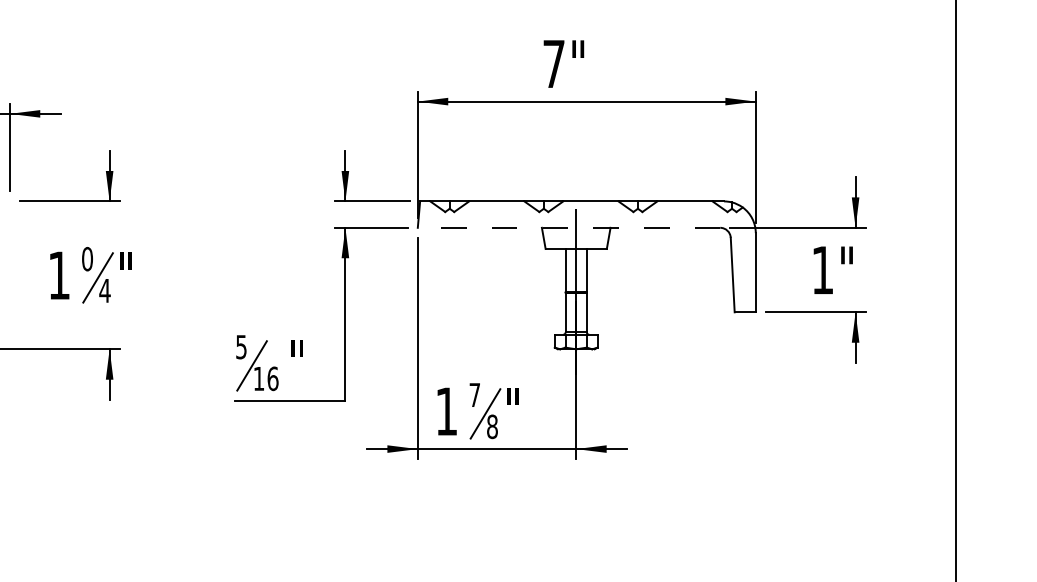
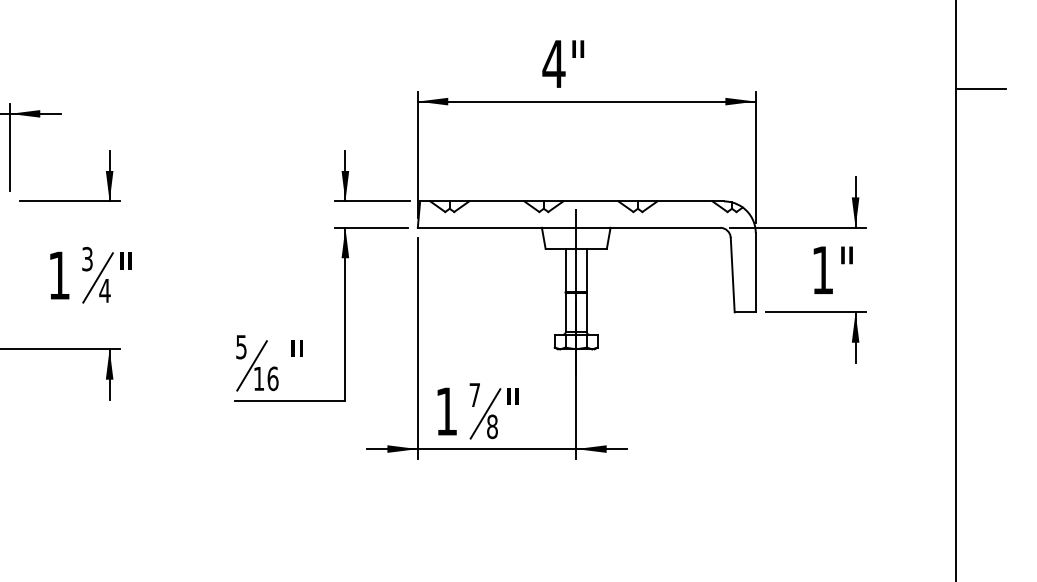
text: 7" -> 4" (553, 63)
line: none -> present (980, 88)
line: dashed -> solid (568, 227)
text: 0 -> 3 (87, 259)
